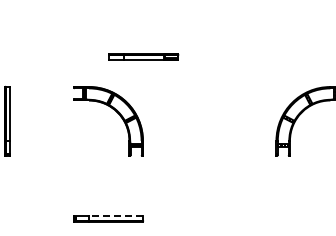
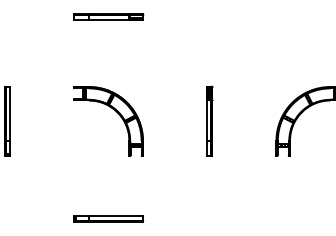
part position: (143, 56) -> (108, 16) (108, 16)
part: none -> present (209, 120)
line: dashed -> solid (116, 216)
